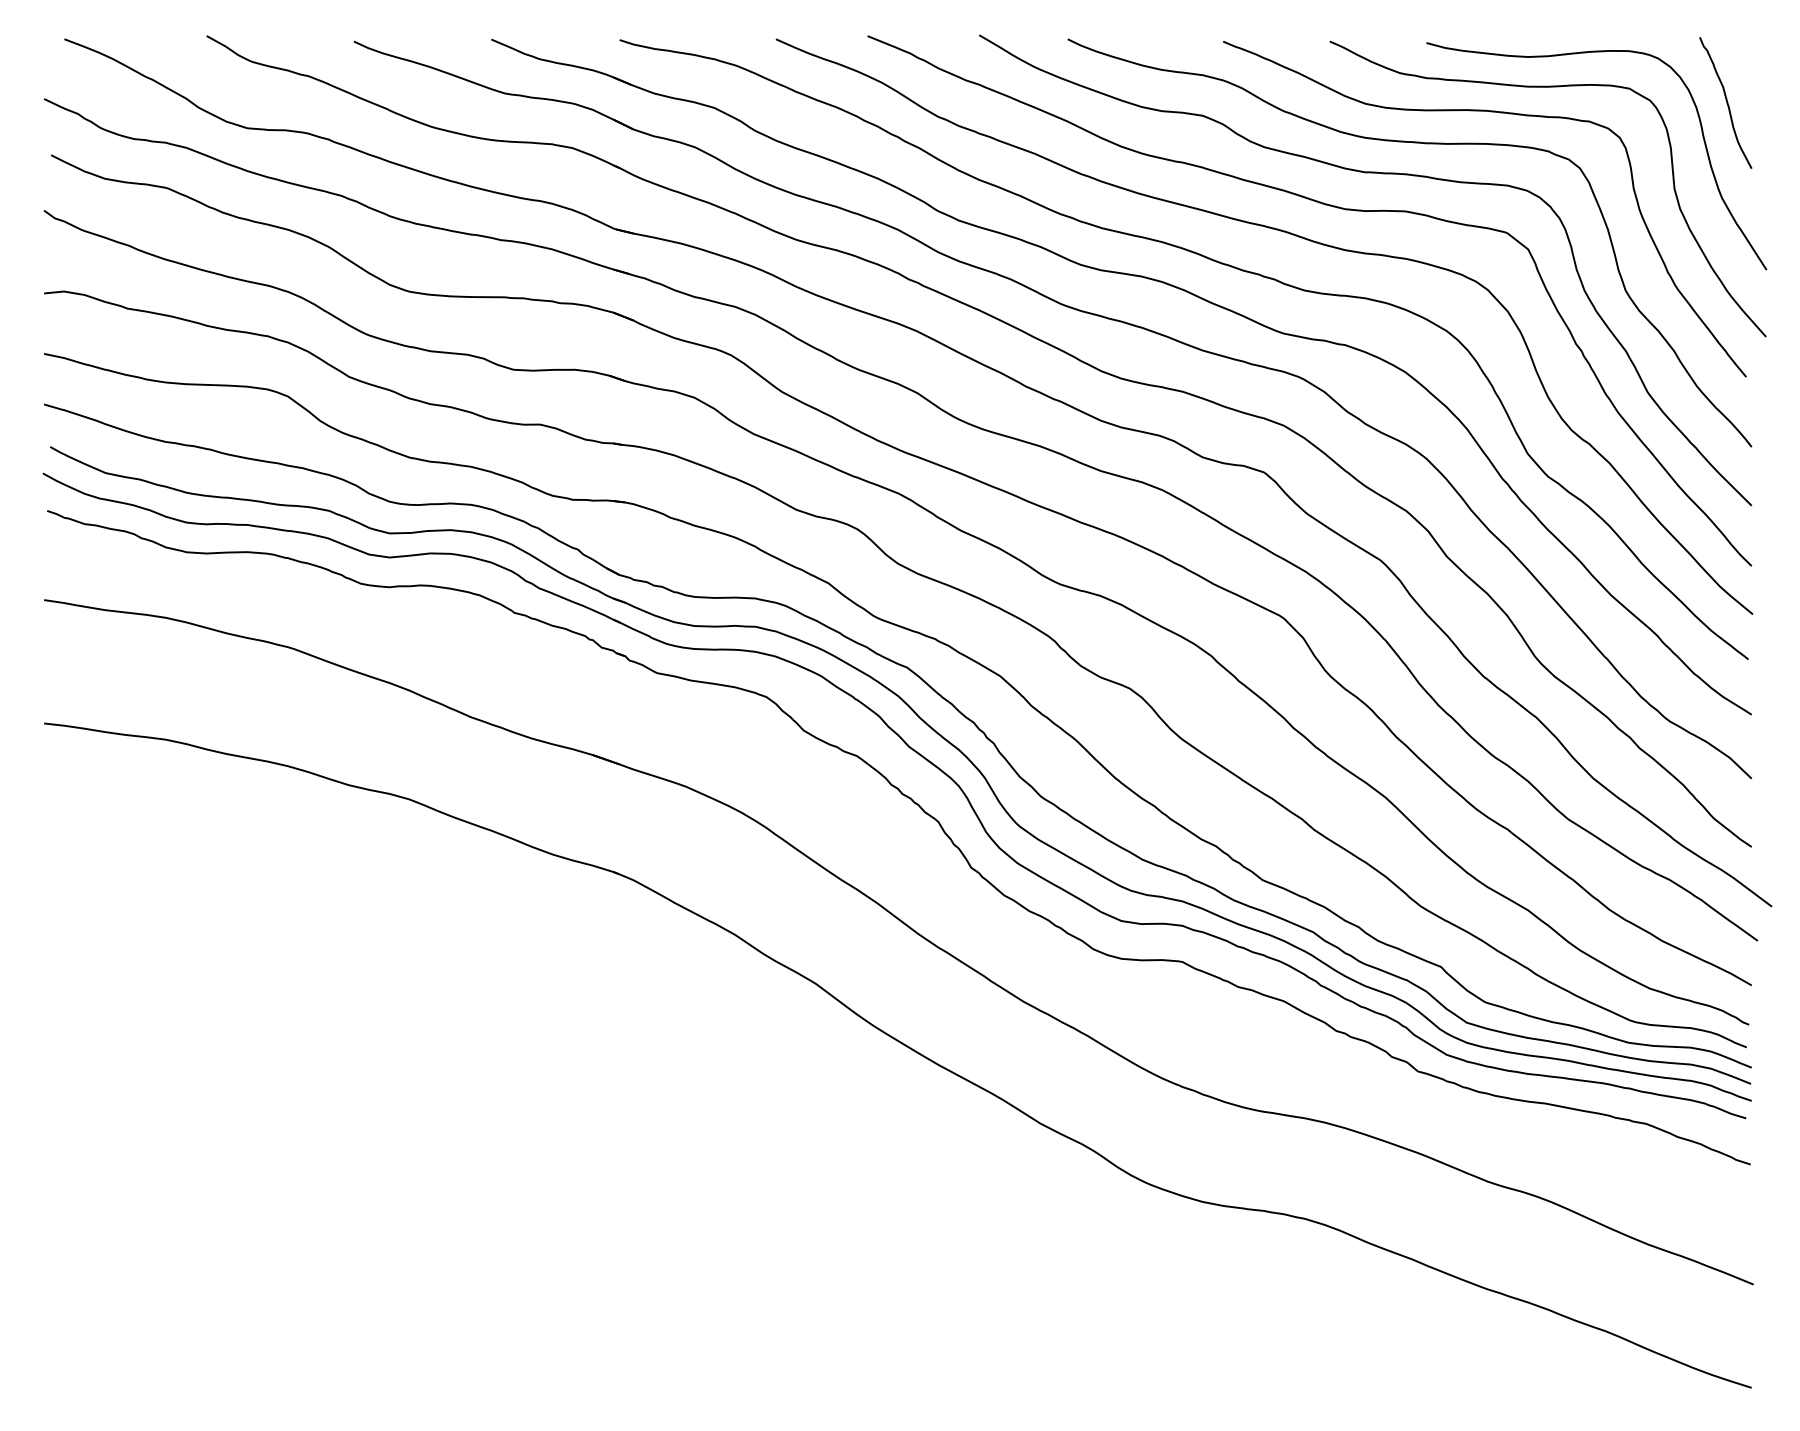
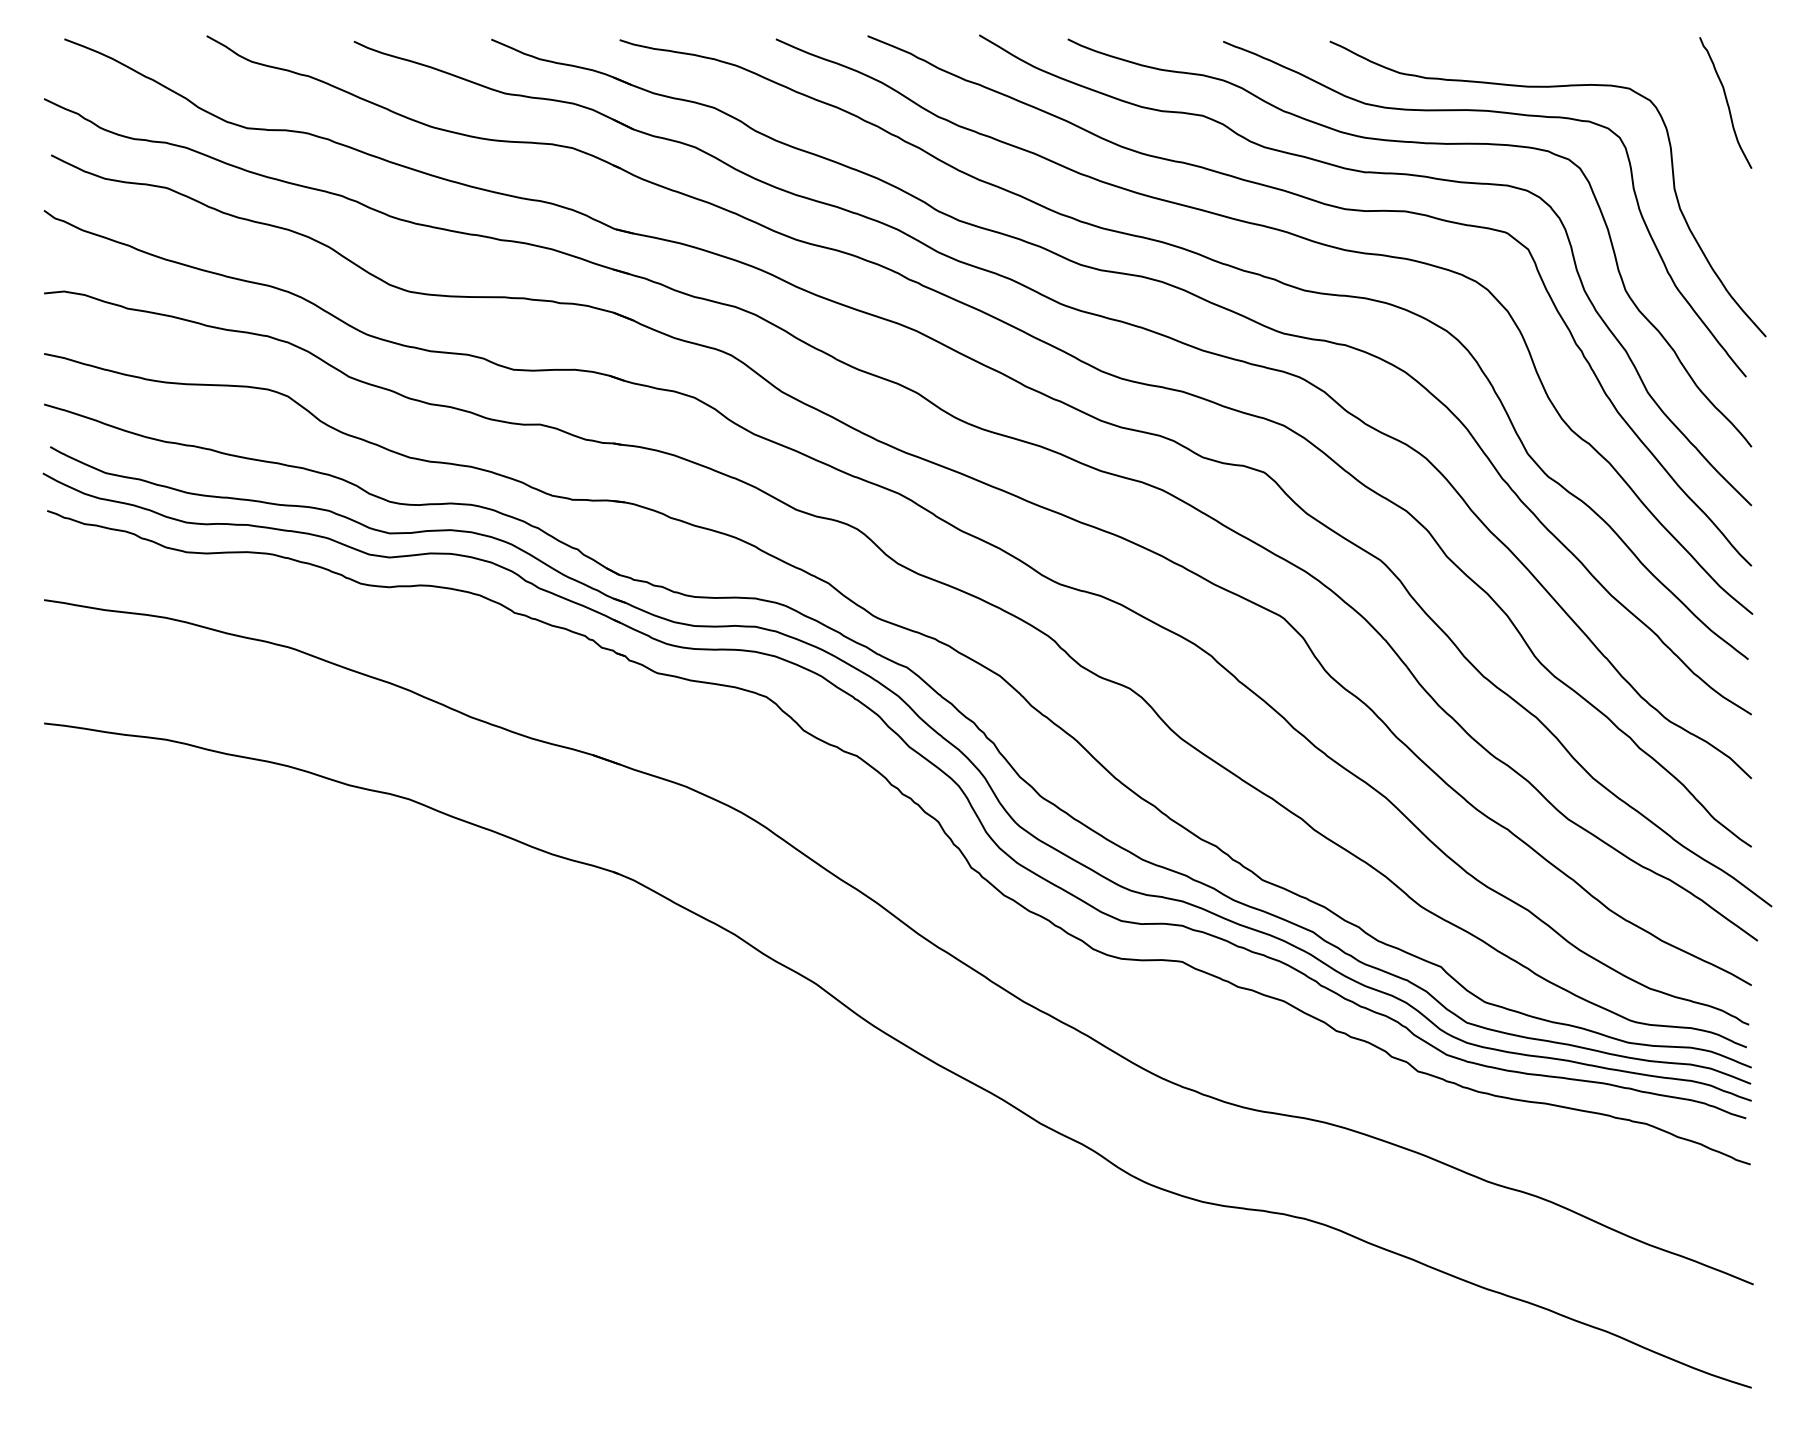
curve: present -> none (1586, 53)
